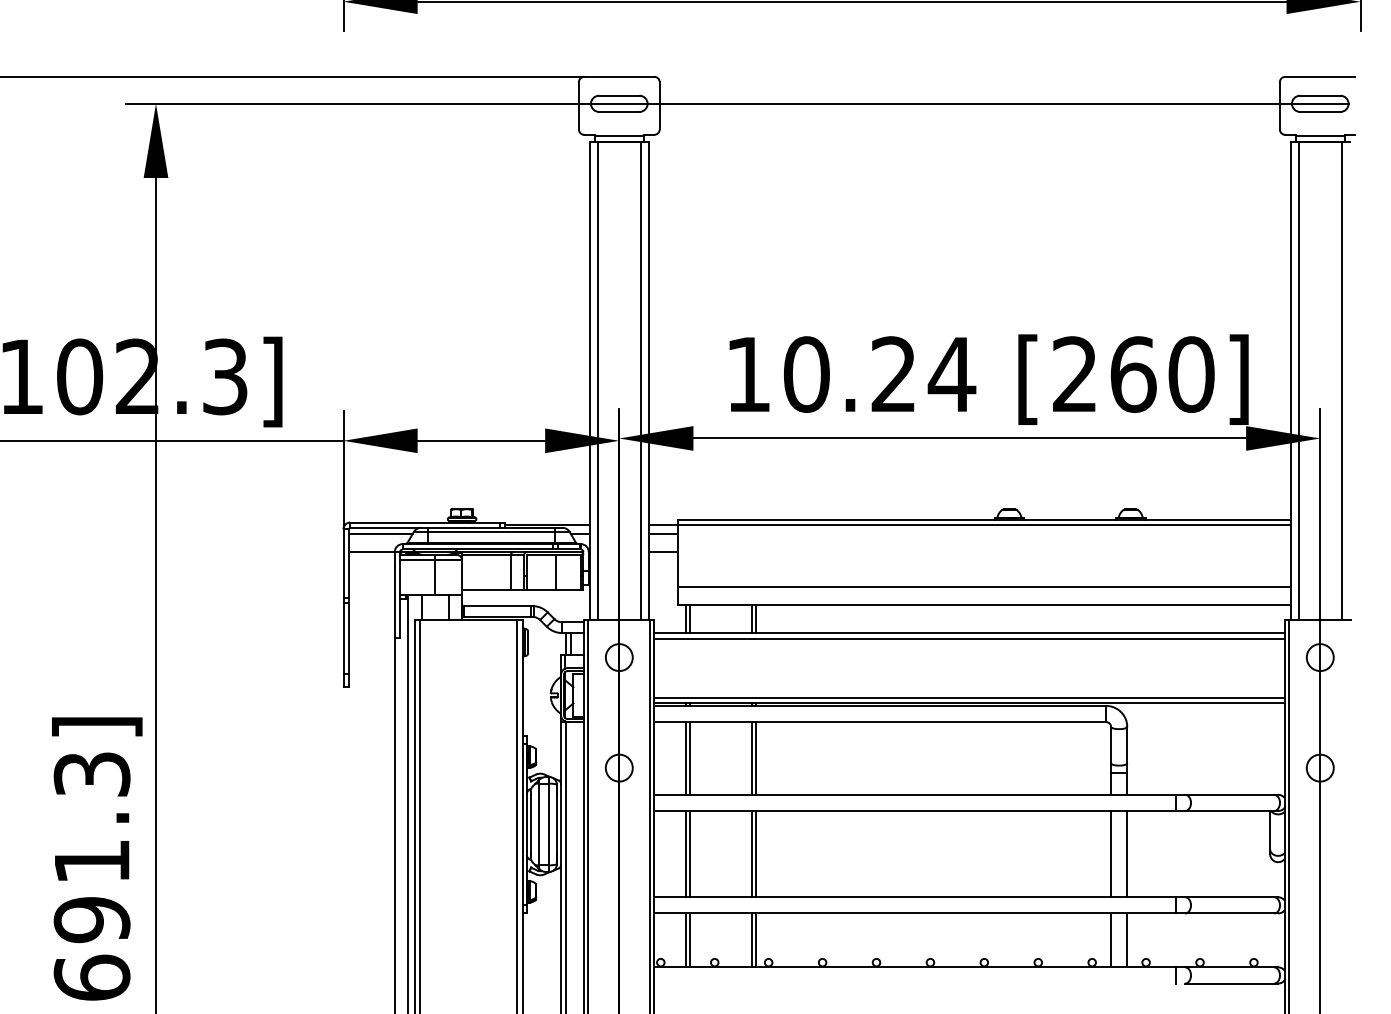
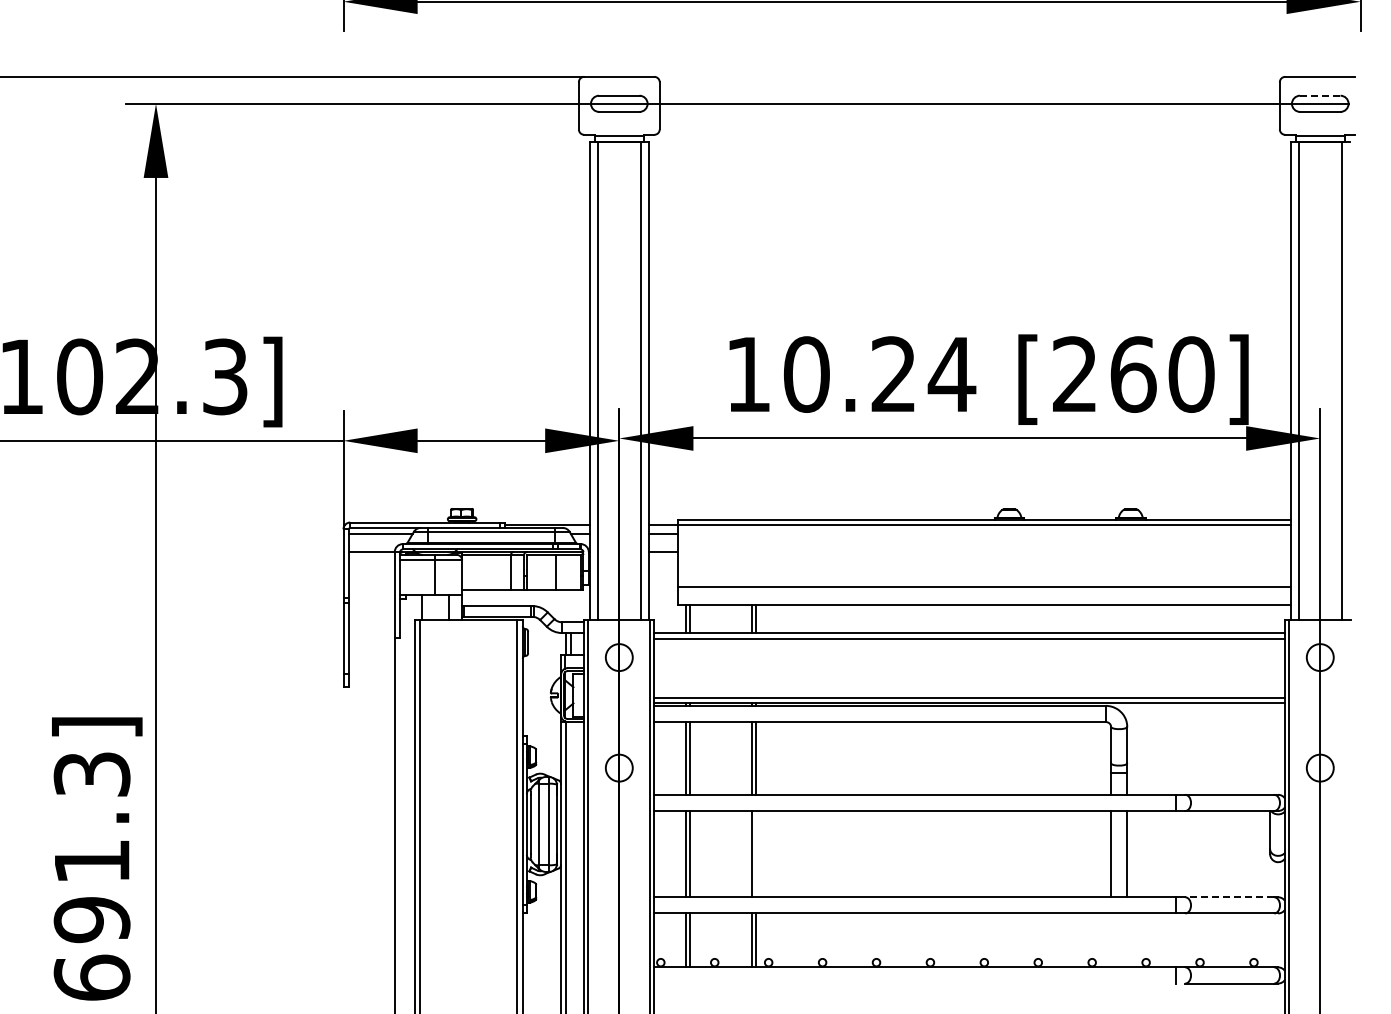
line: solid -> dashed (1320, 95)
line: present -> none (408, 802)
line: present -> none (756, 854)
line: solid -> dashed (1229, 897)
line: present -> none (1111, 940)
line: present -> none (1127, 940)
